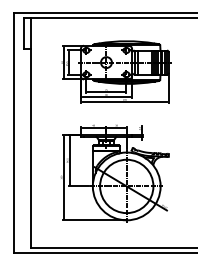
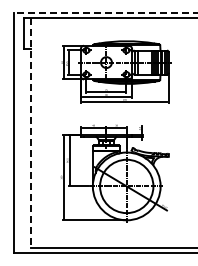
line: solid -> dashed (105, 12)
line: solid -> dashed (31, 133)
